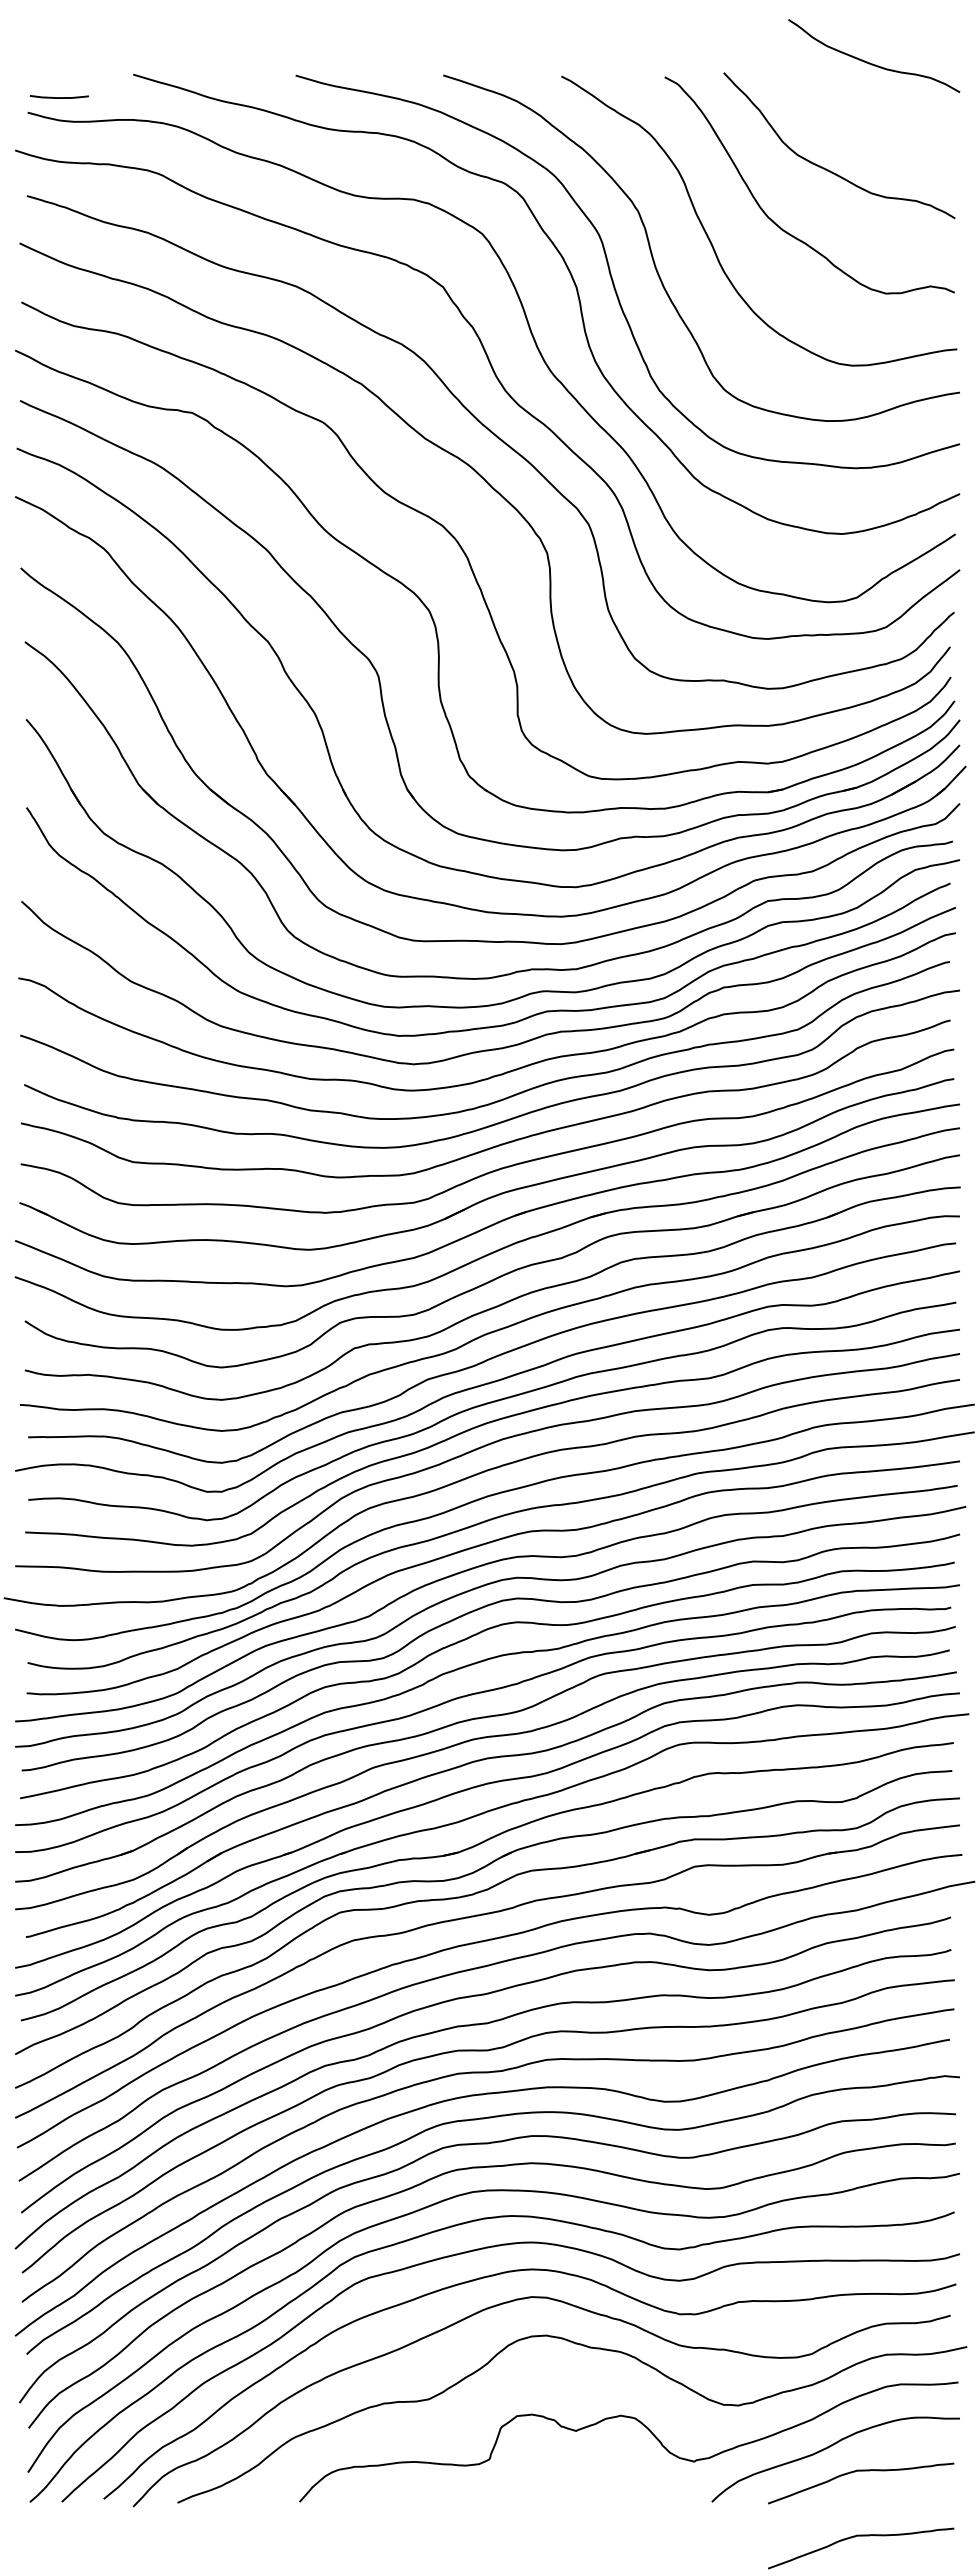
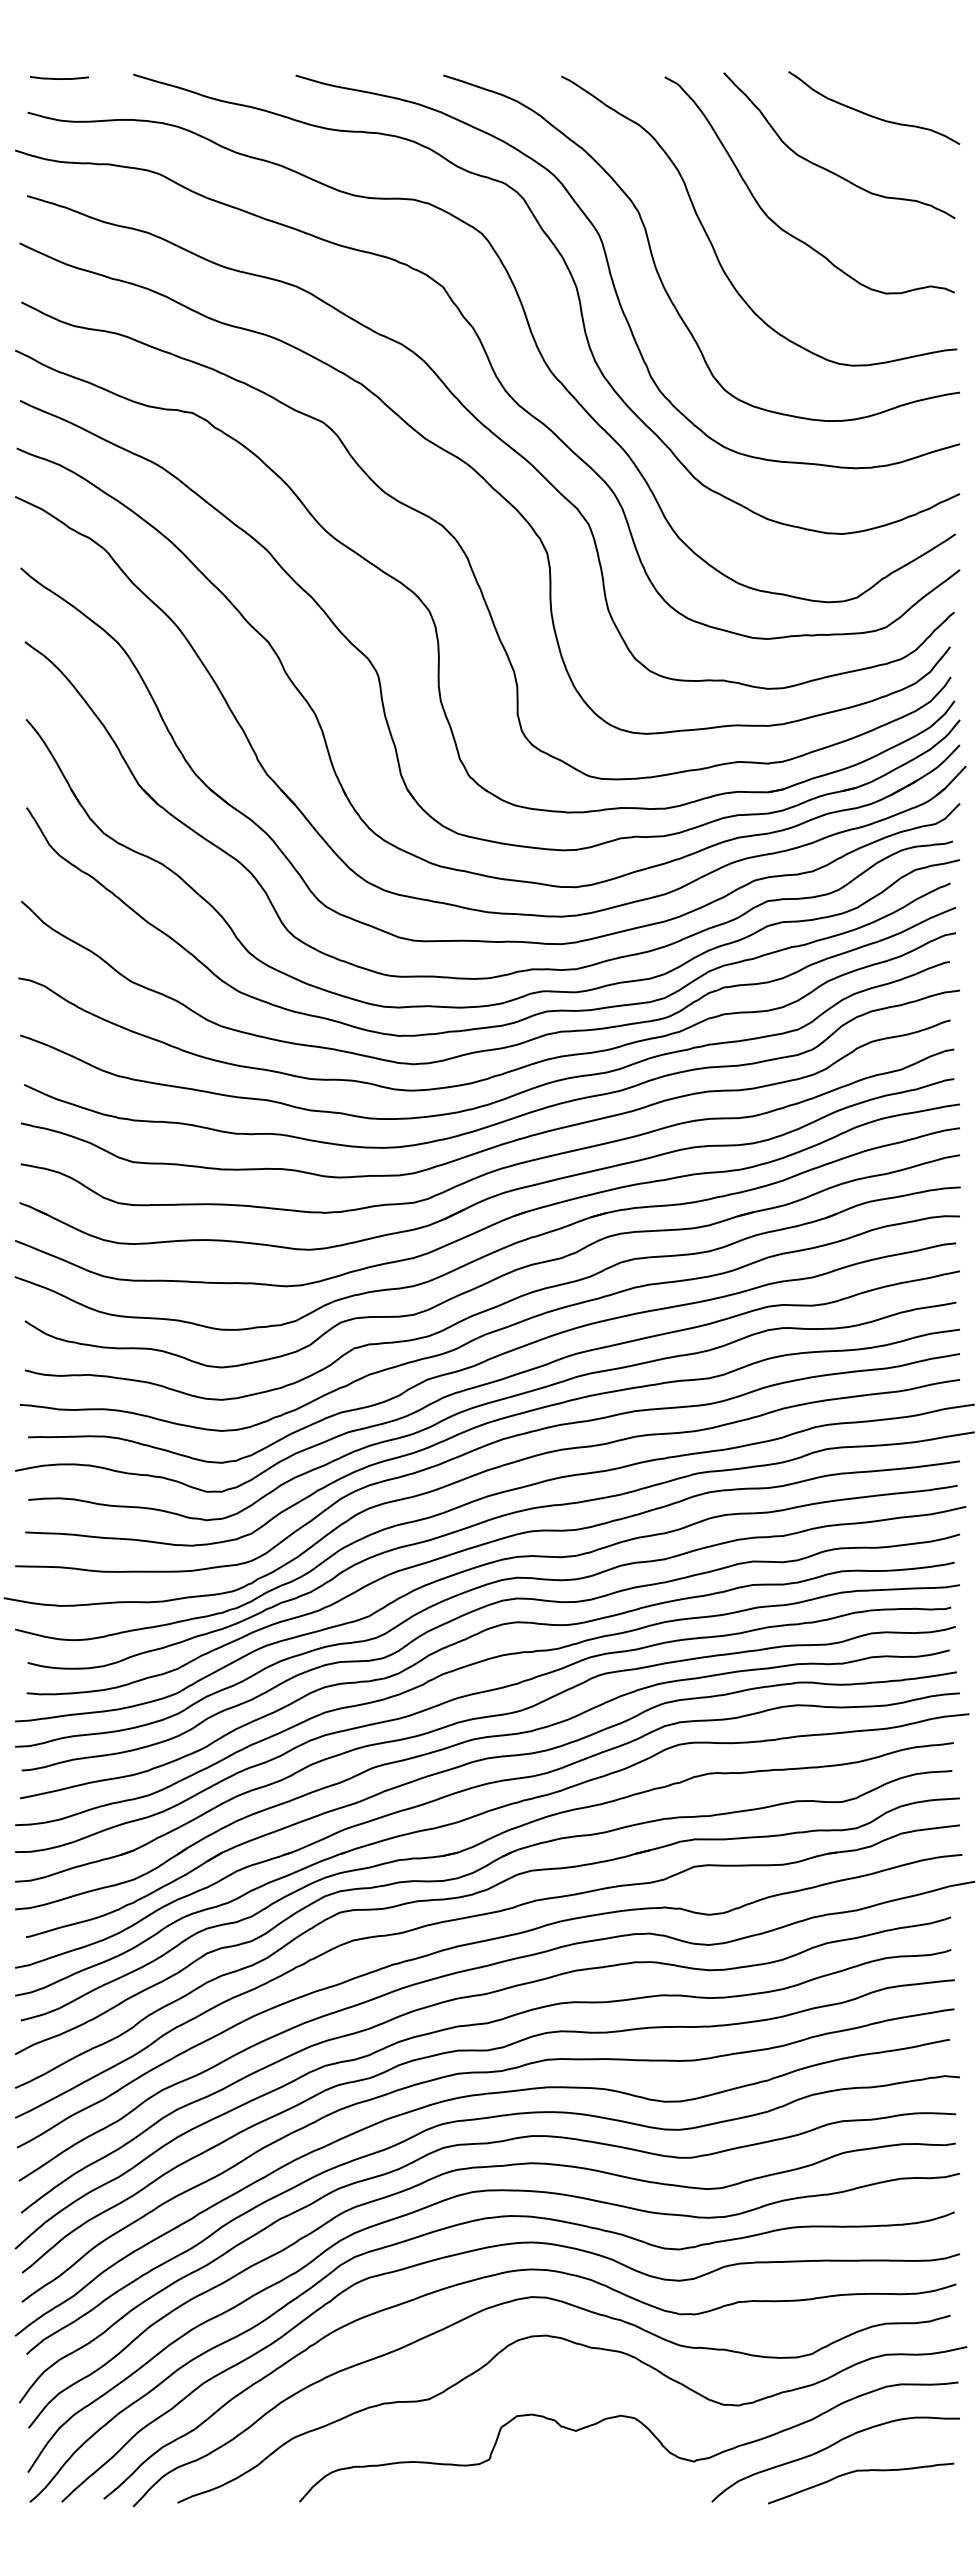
curve position: (870, 62) -> (870, 114) (870, 114)
curve position: (58, 97) -> (58, 78) (58, 78)
curve: present -> none (861, 2536)
